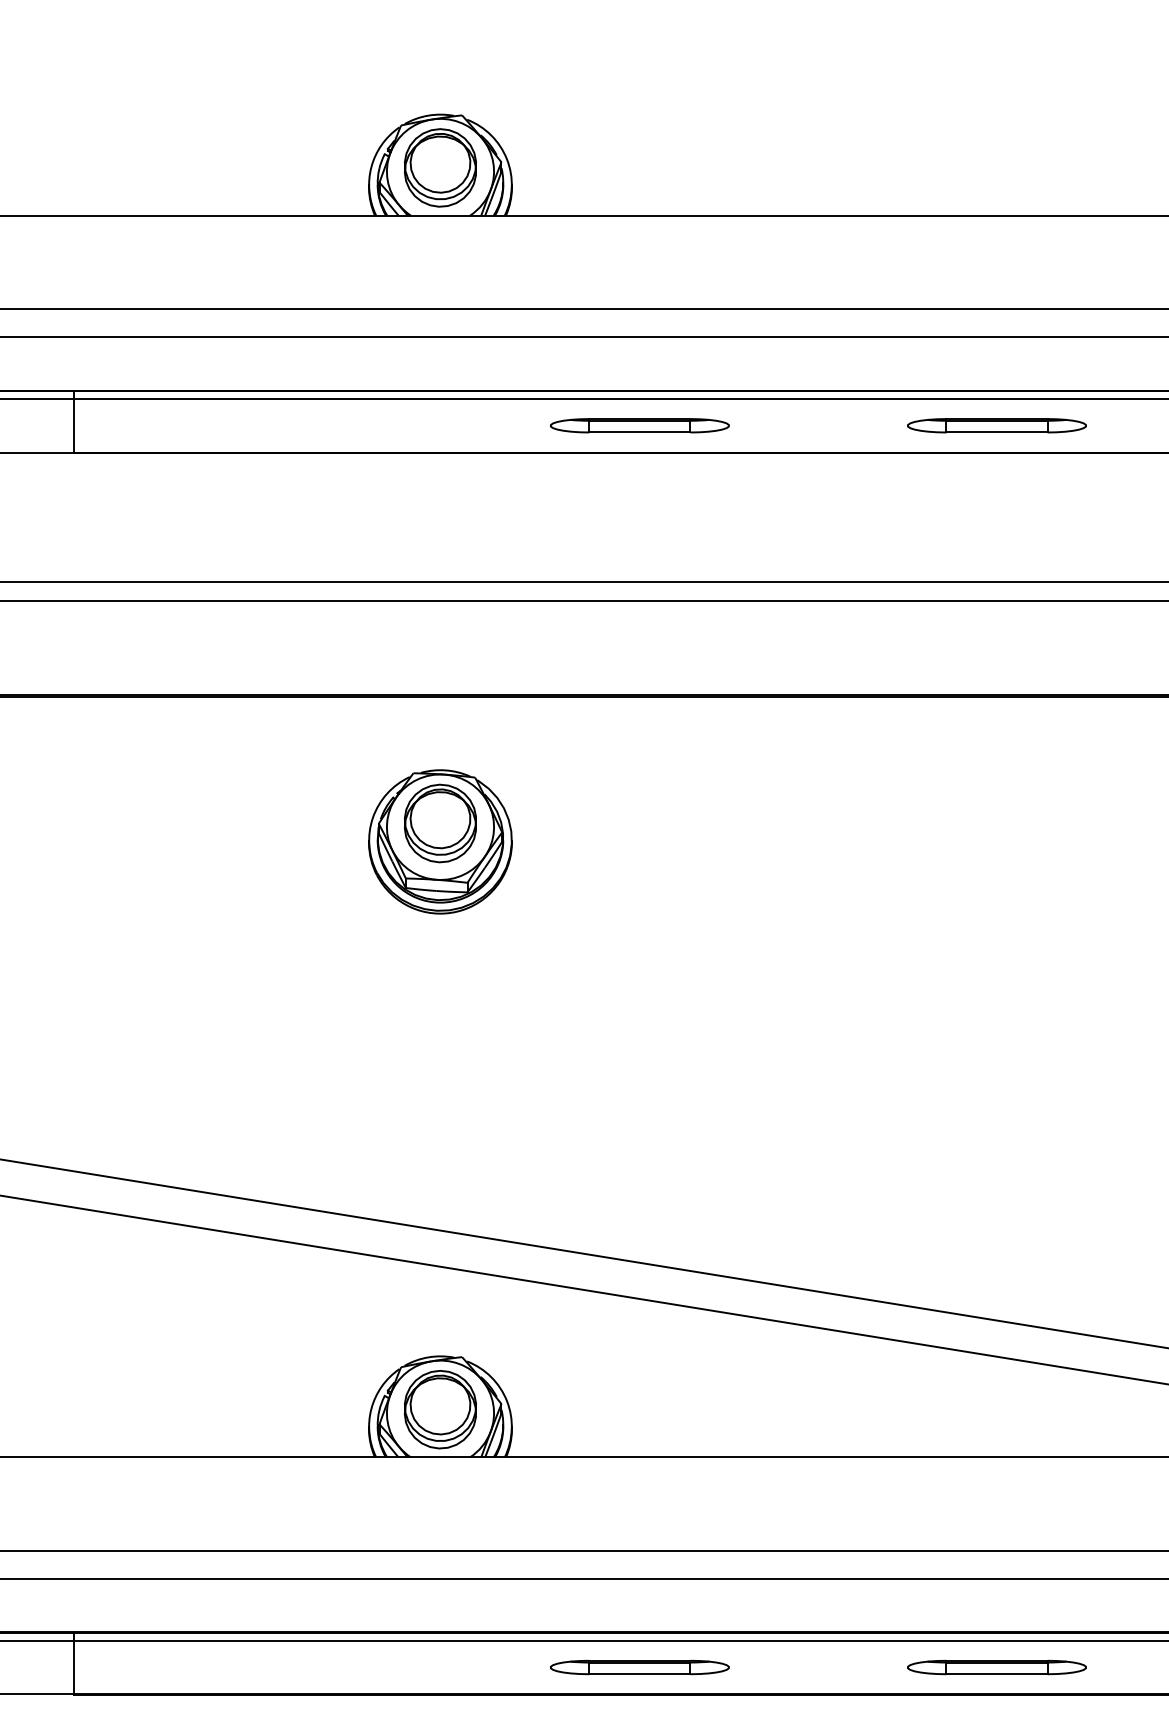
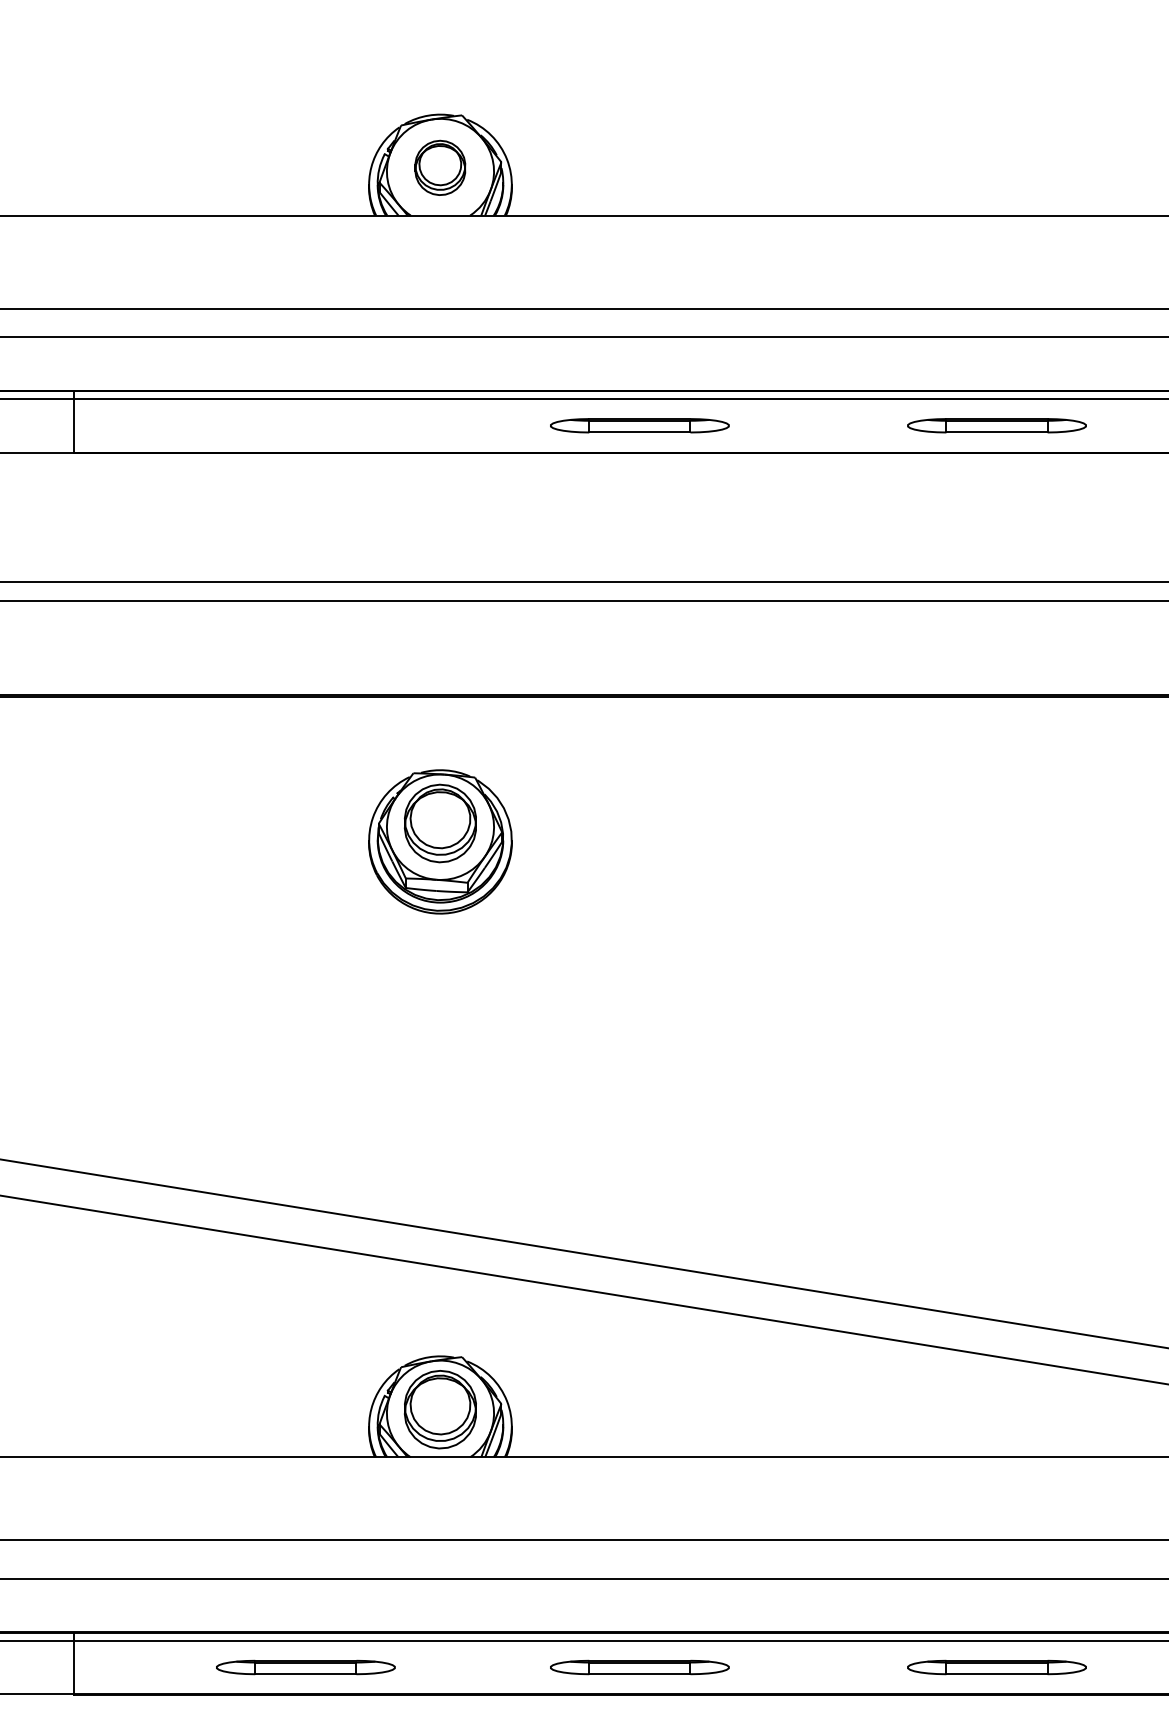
part size: 74x80 px -> 53x57 px (440, 167)
line position: (583, 1551) -> (583, 1540) (583, 1540)
part: none -> present (305, 1667)
